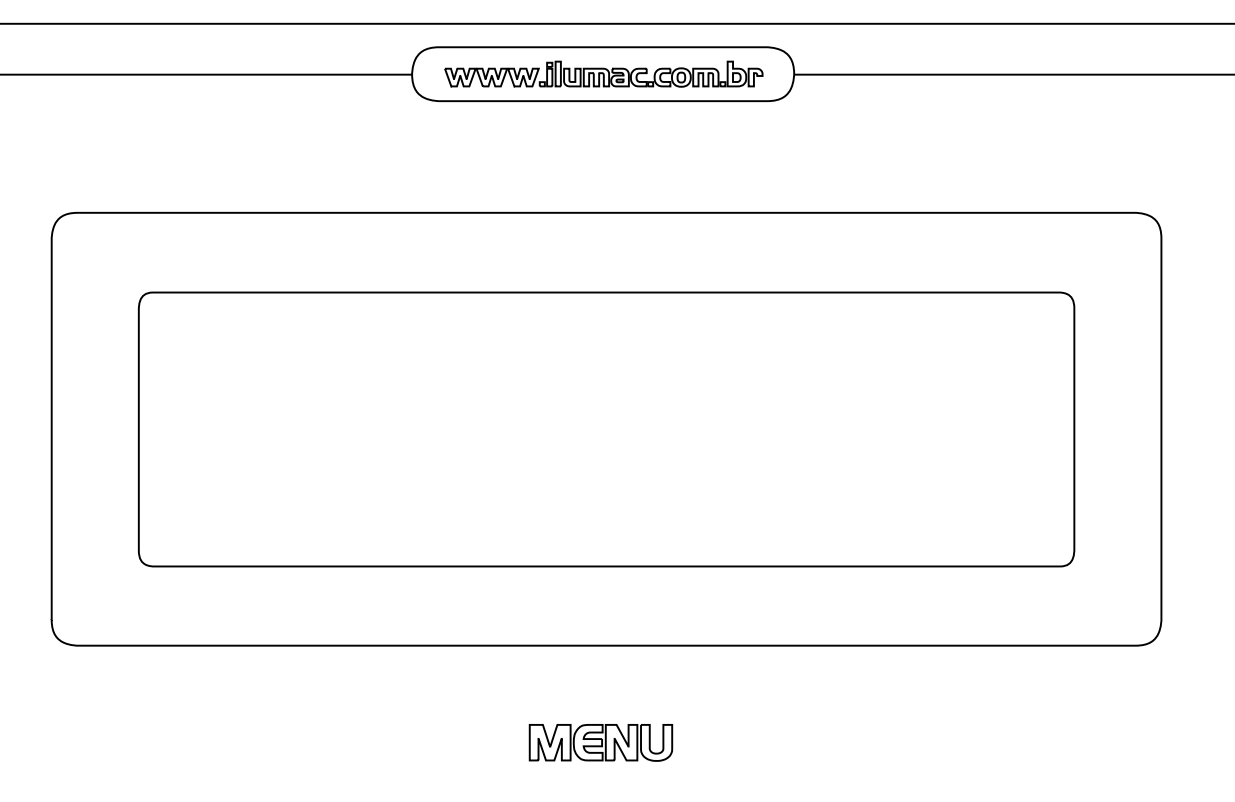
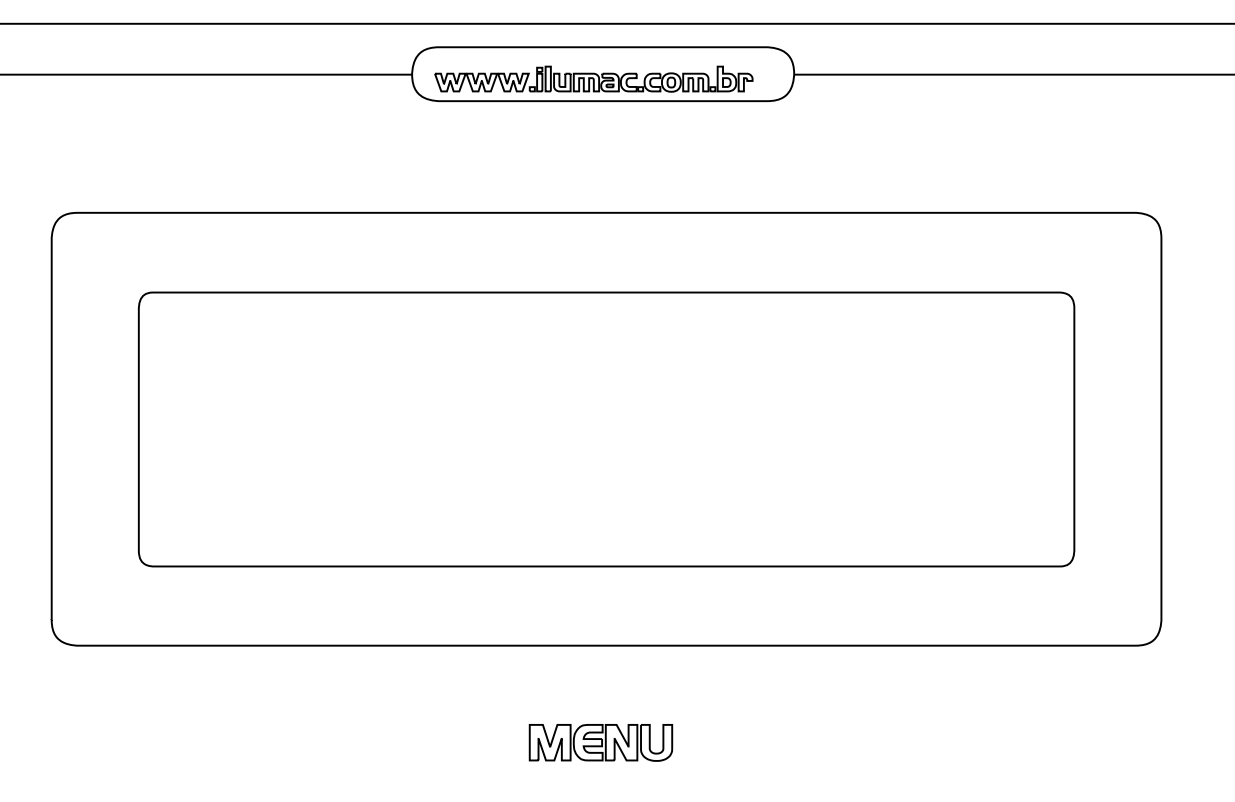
part position: (603, 73) -> (593, 78) (593, 78)
